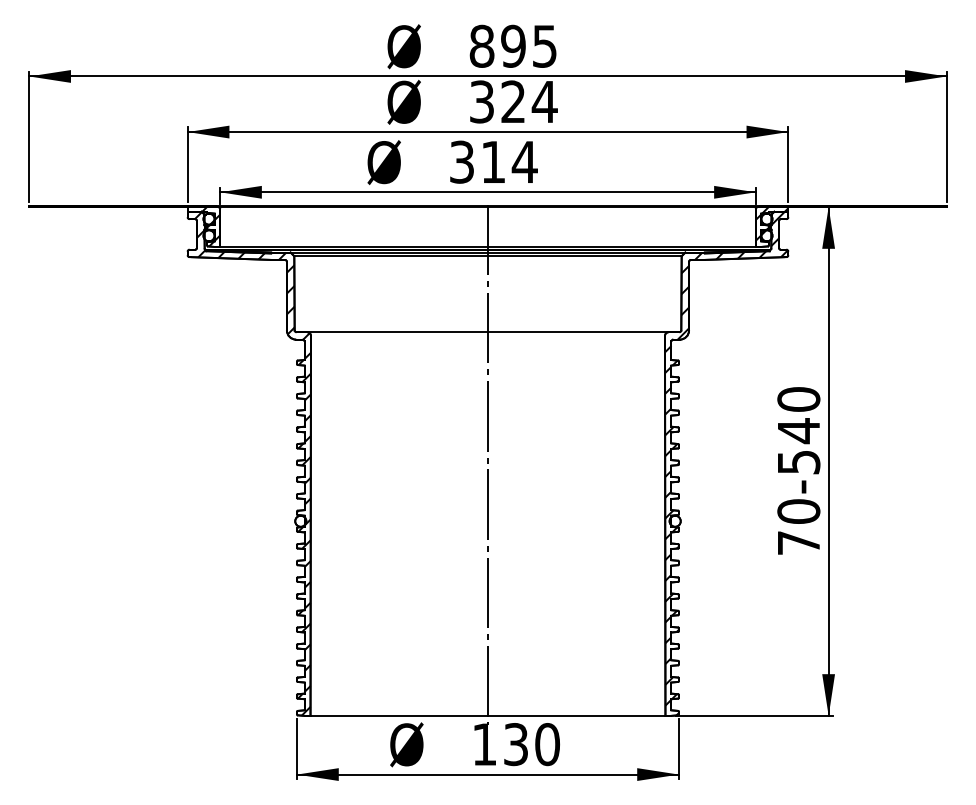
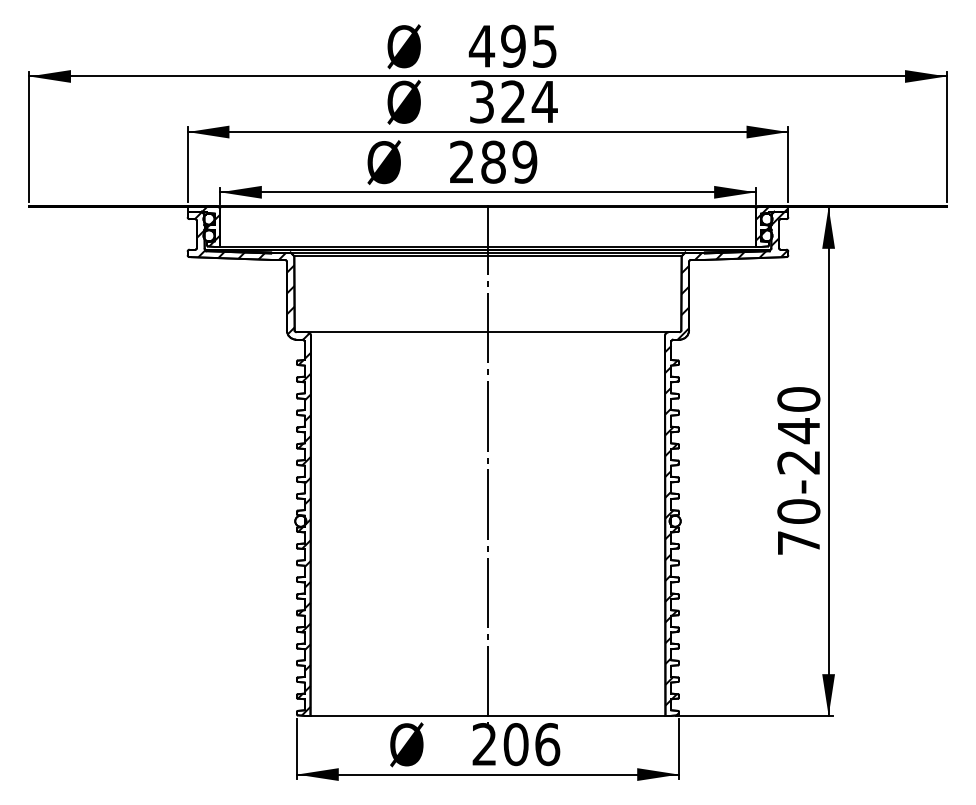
text: 895 -> 495 (481, 45)
text: 314 -> 289 (493, 161)
text: 70-540 -> 70-240 (798, 462)
text: 130 -> 206 (516, 744)
